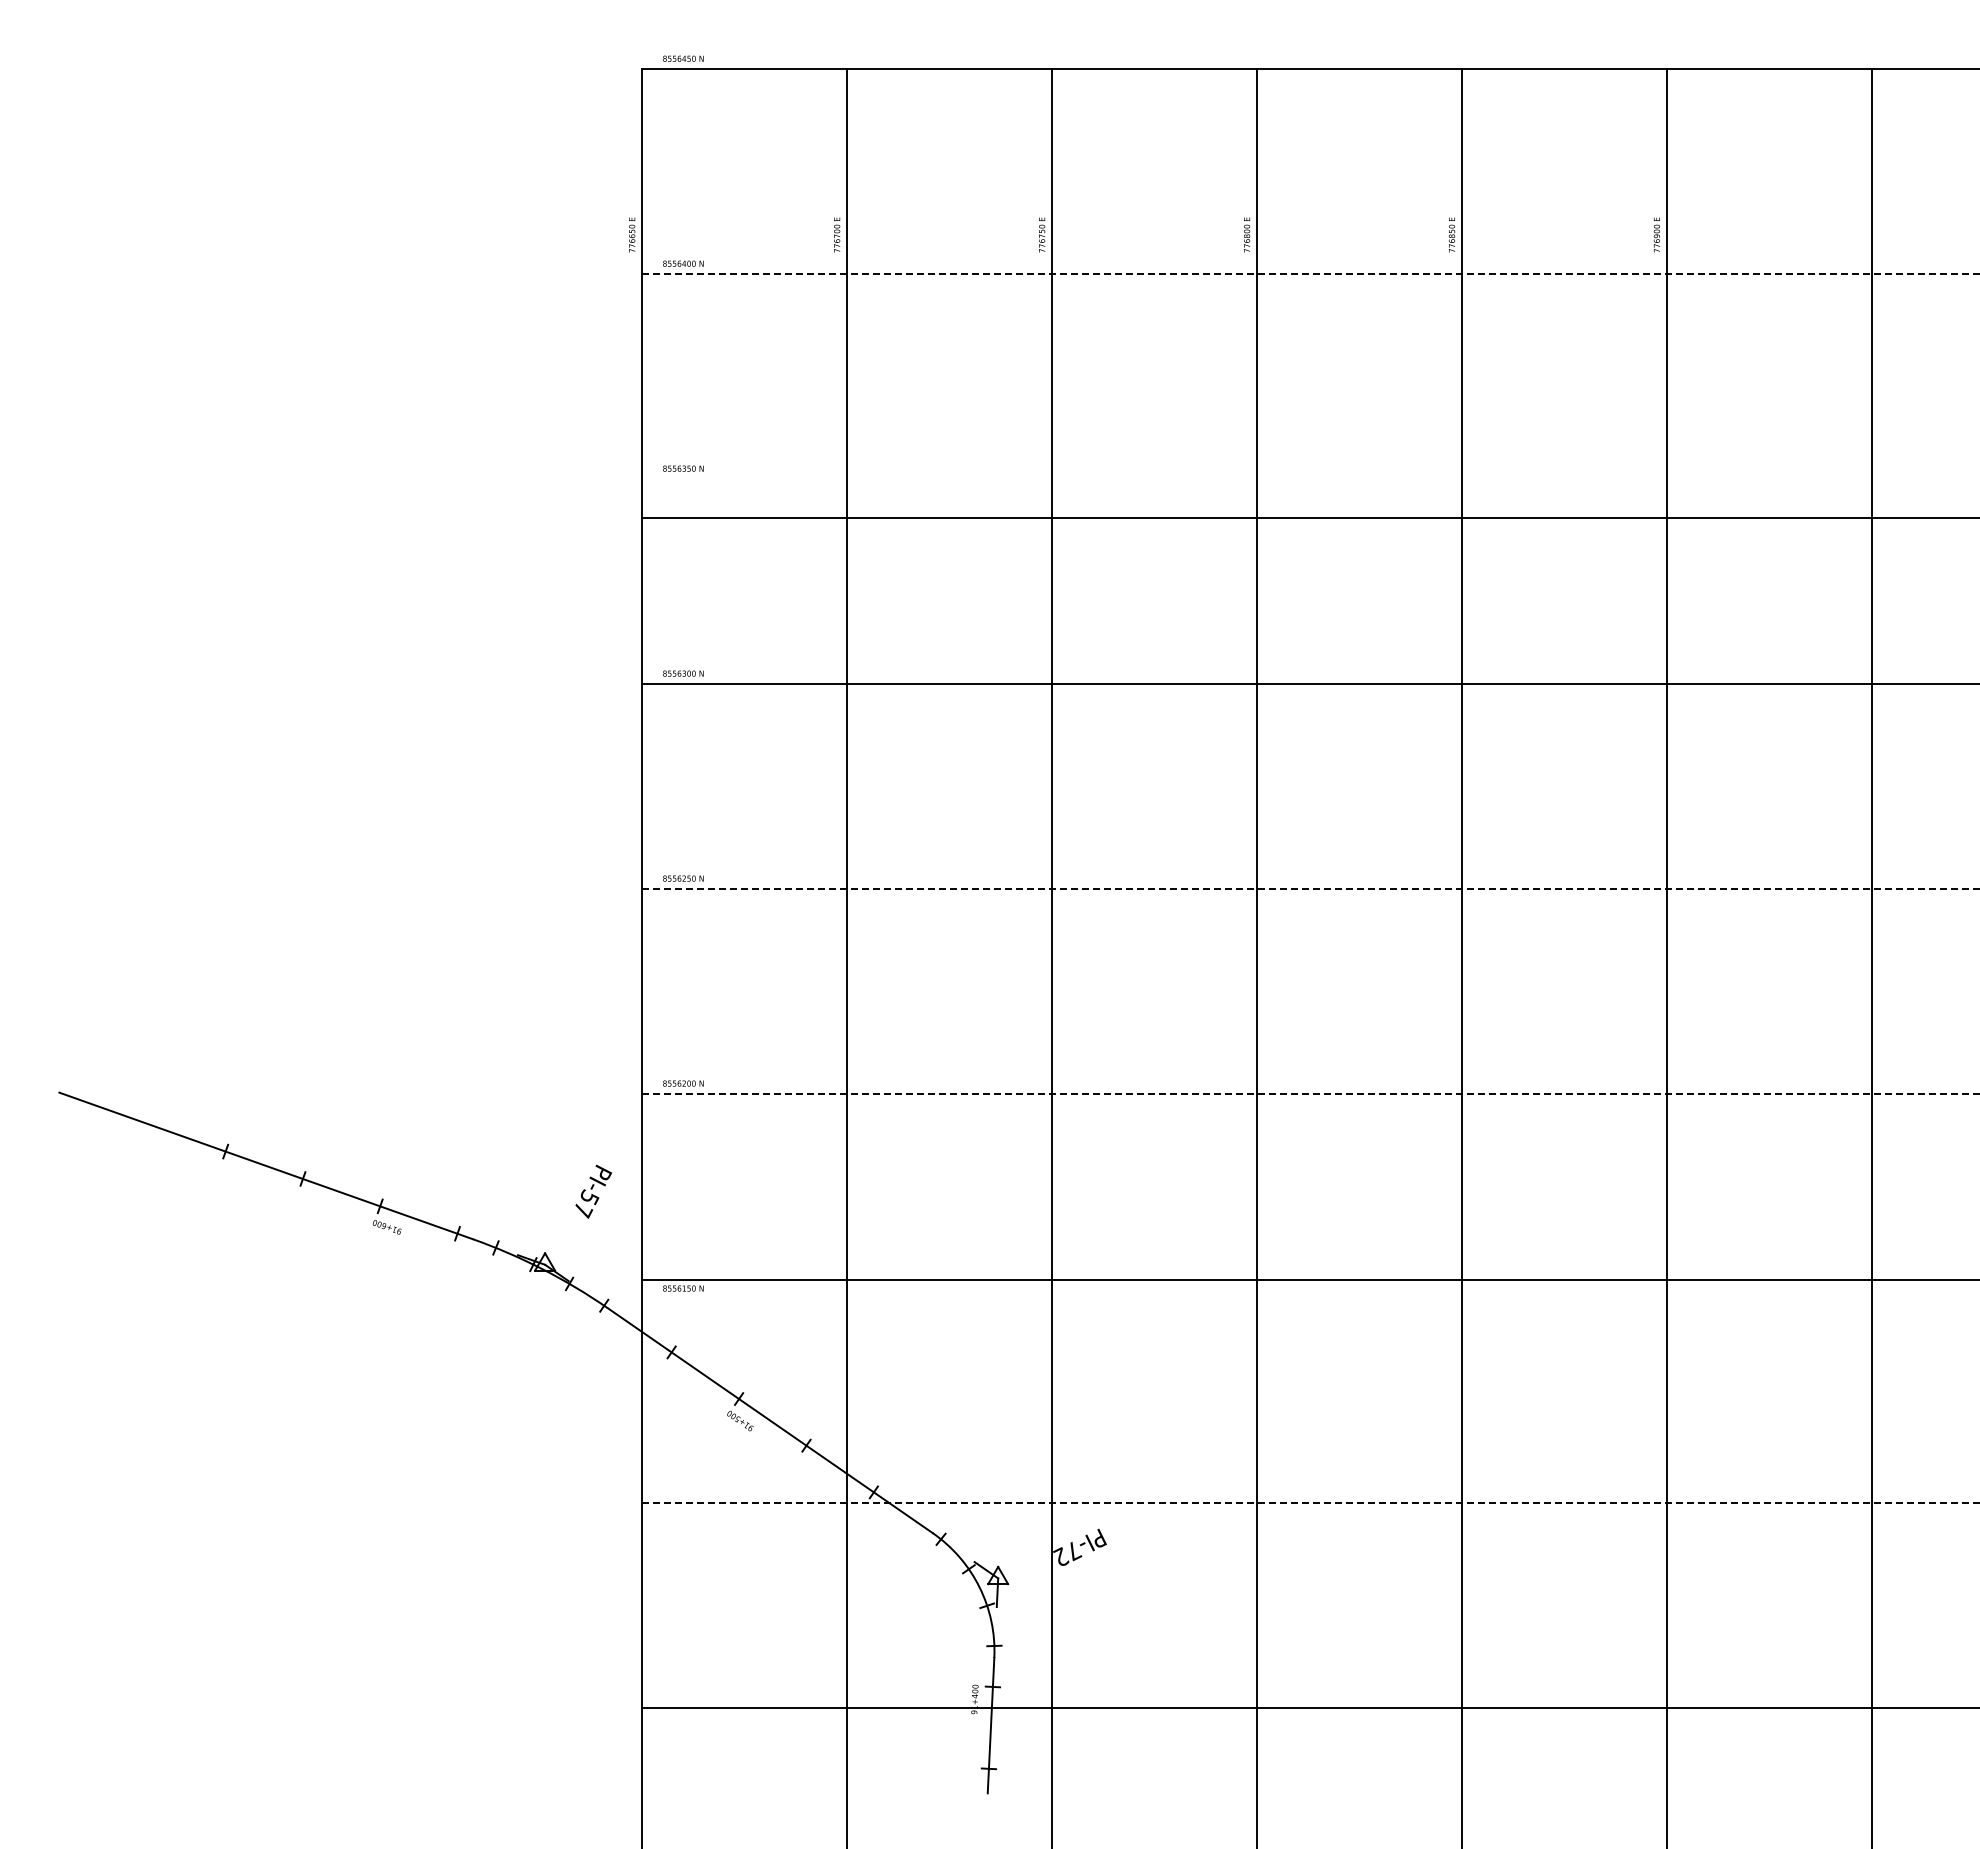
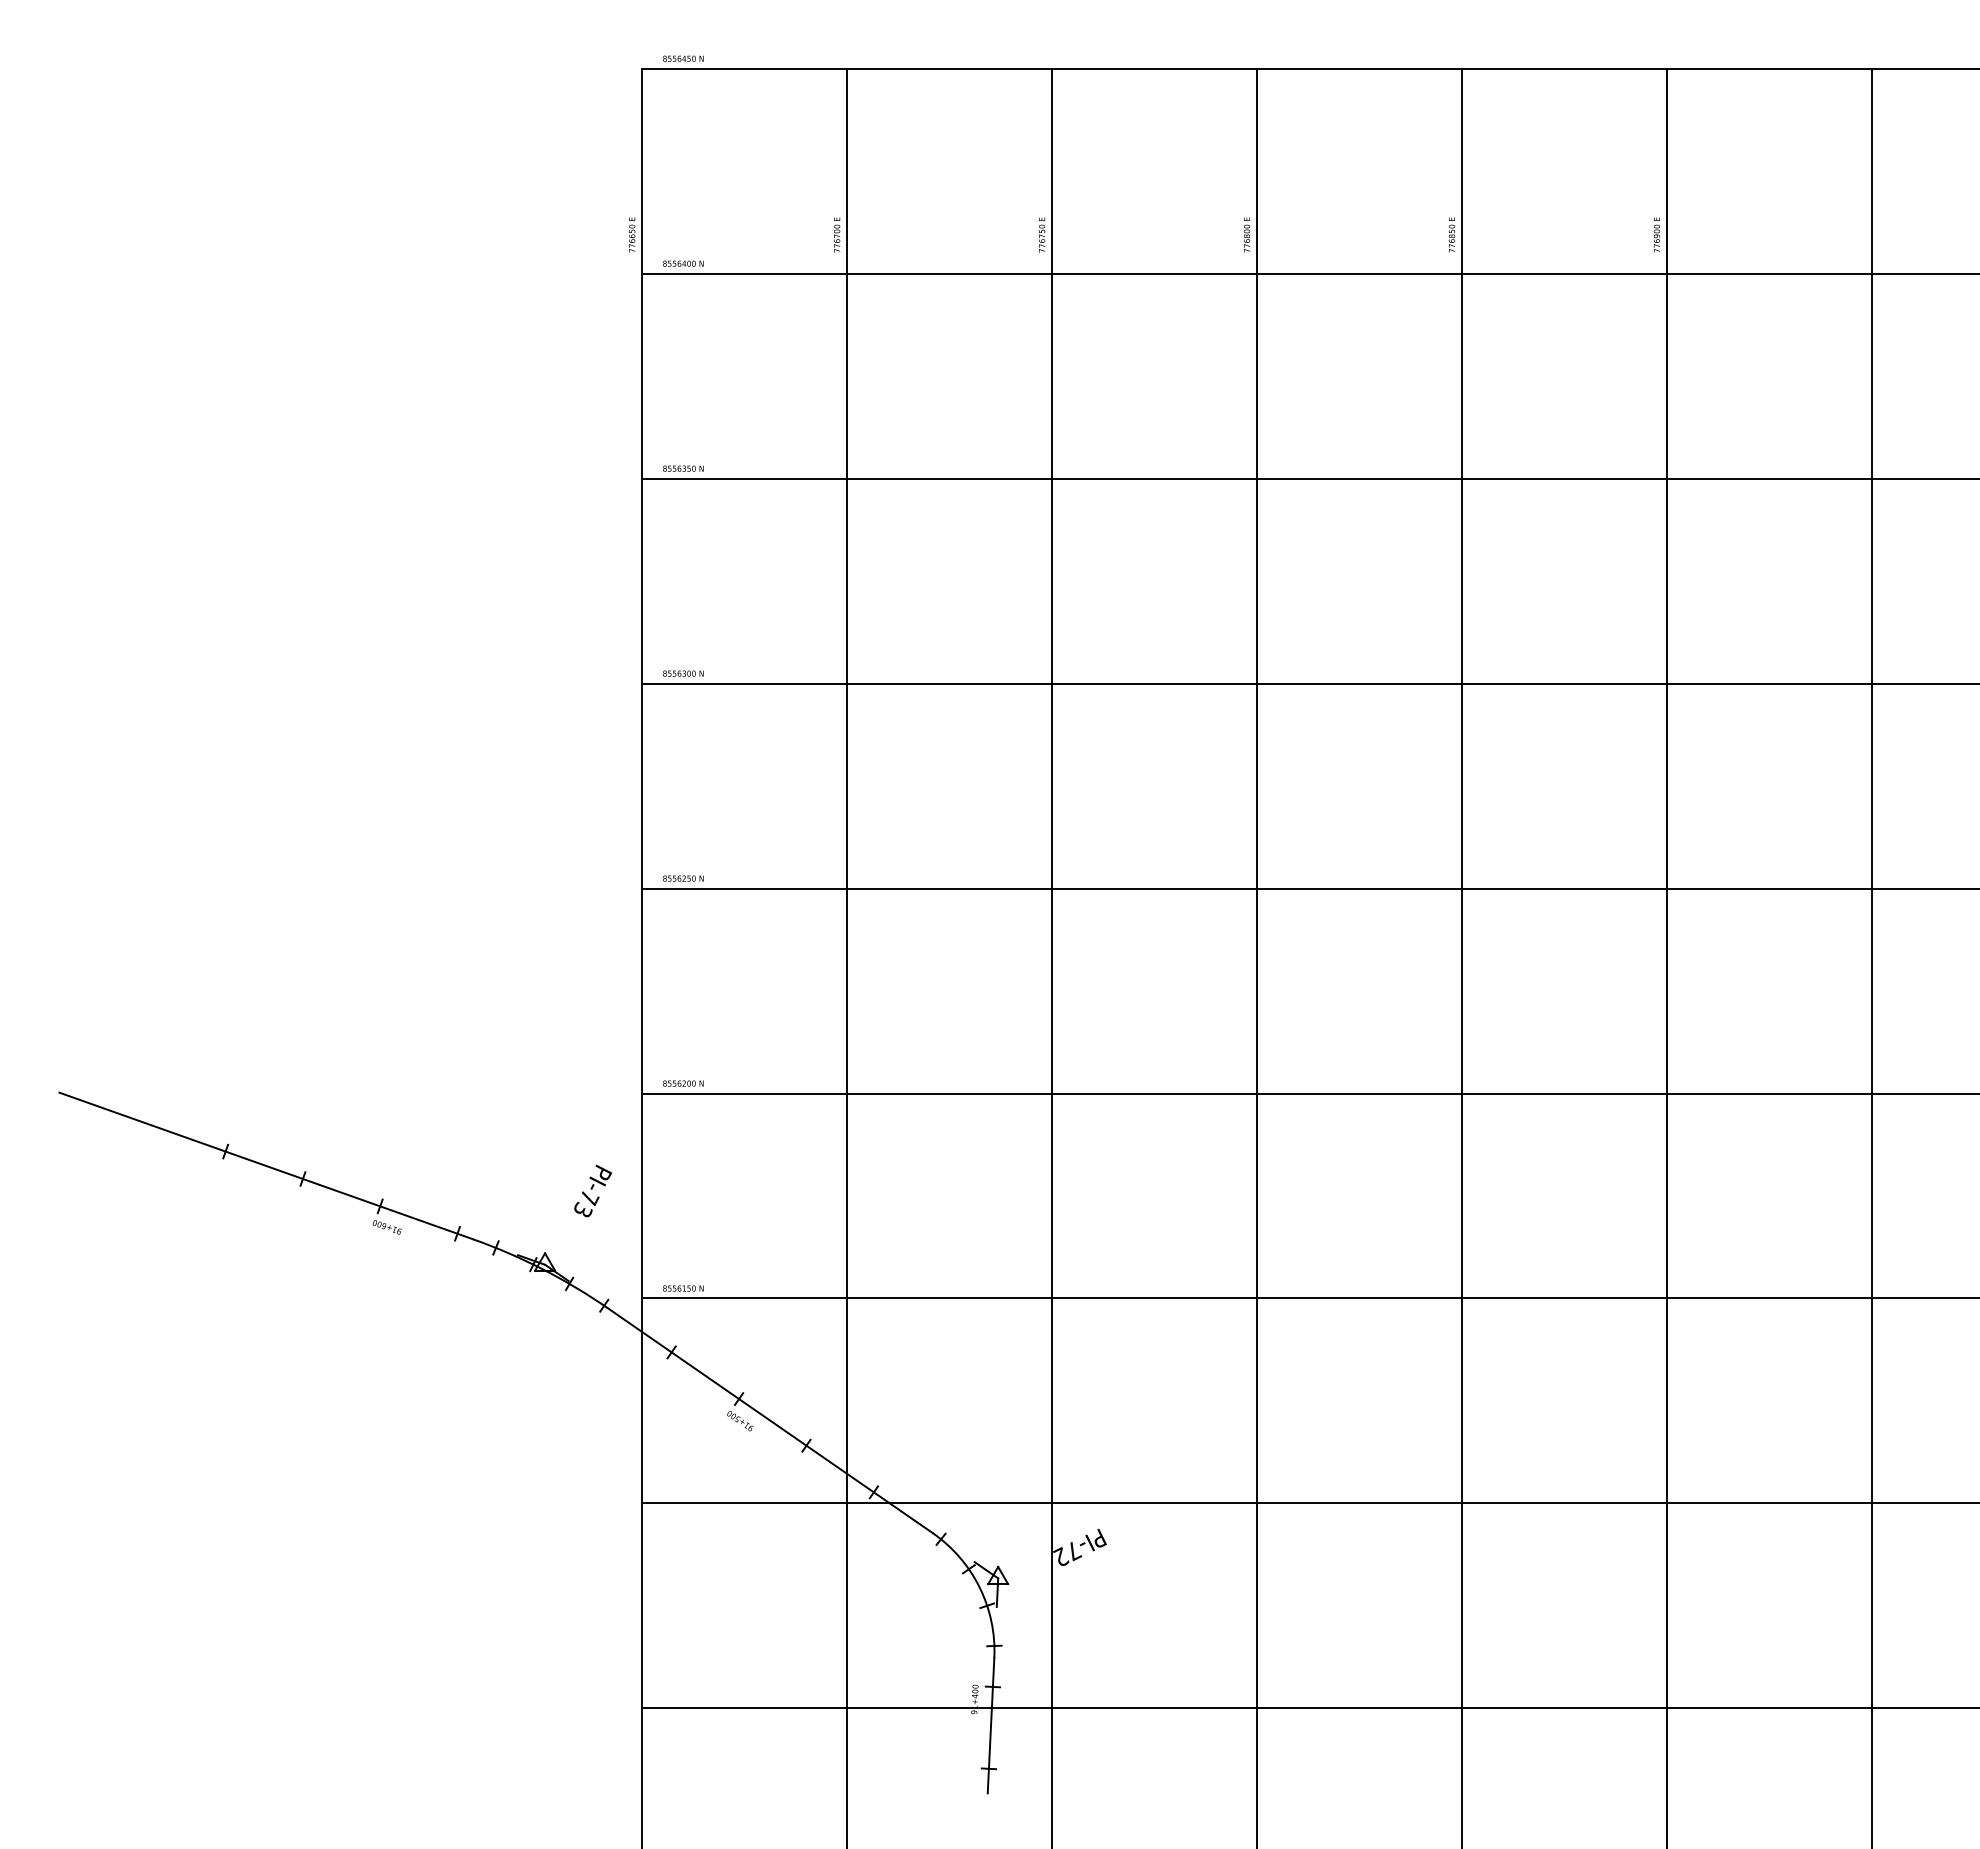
line: dashed -> solid (1310, 273)
line position: (1309, 517) -> (1309, 478) (1309, 478)
line: dashed -> solid (1310, 888)
line: dashed -> solid (1310, 1093)
text: PI-57 -> PI-73 (586, 1203)
line position: (1309, 1280) -> (1309, 1298) (1309, 1298)
line: dashed -> solid (1310, 1503)
